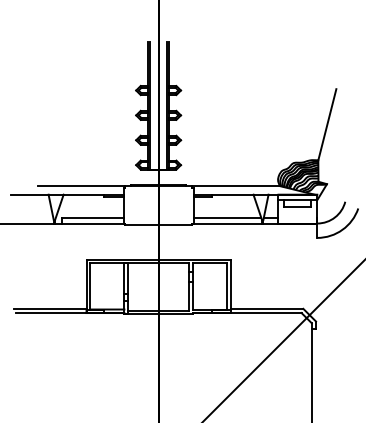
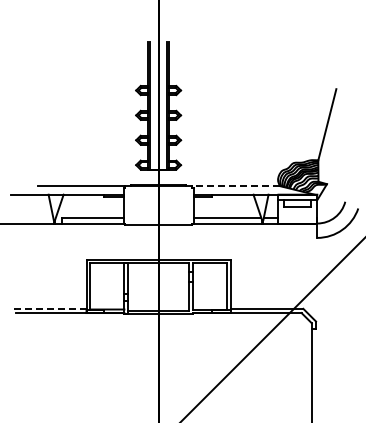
line: solid -> dashed (235, 186)
line: solid -> dashed (50, 308)
line position: (283, 340) -> (272, 329) (272, 329)
